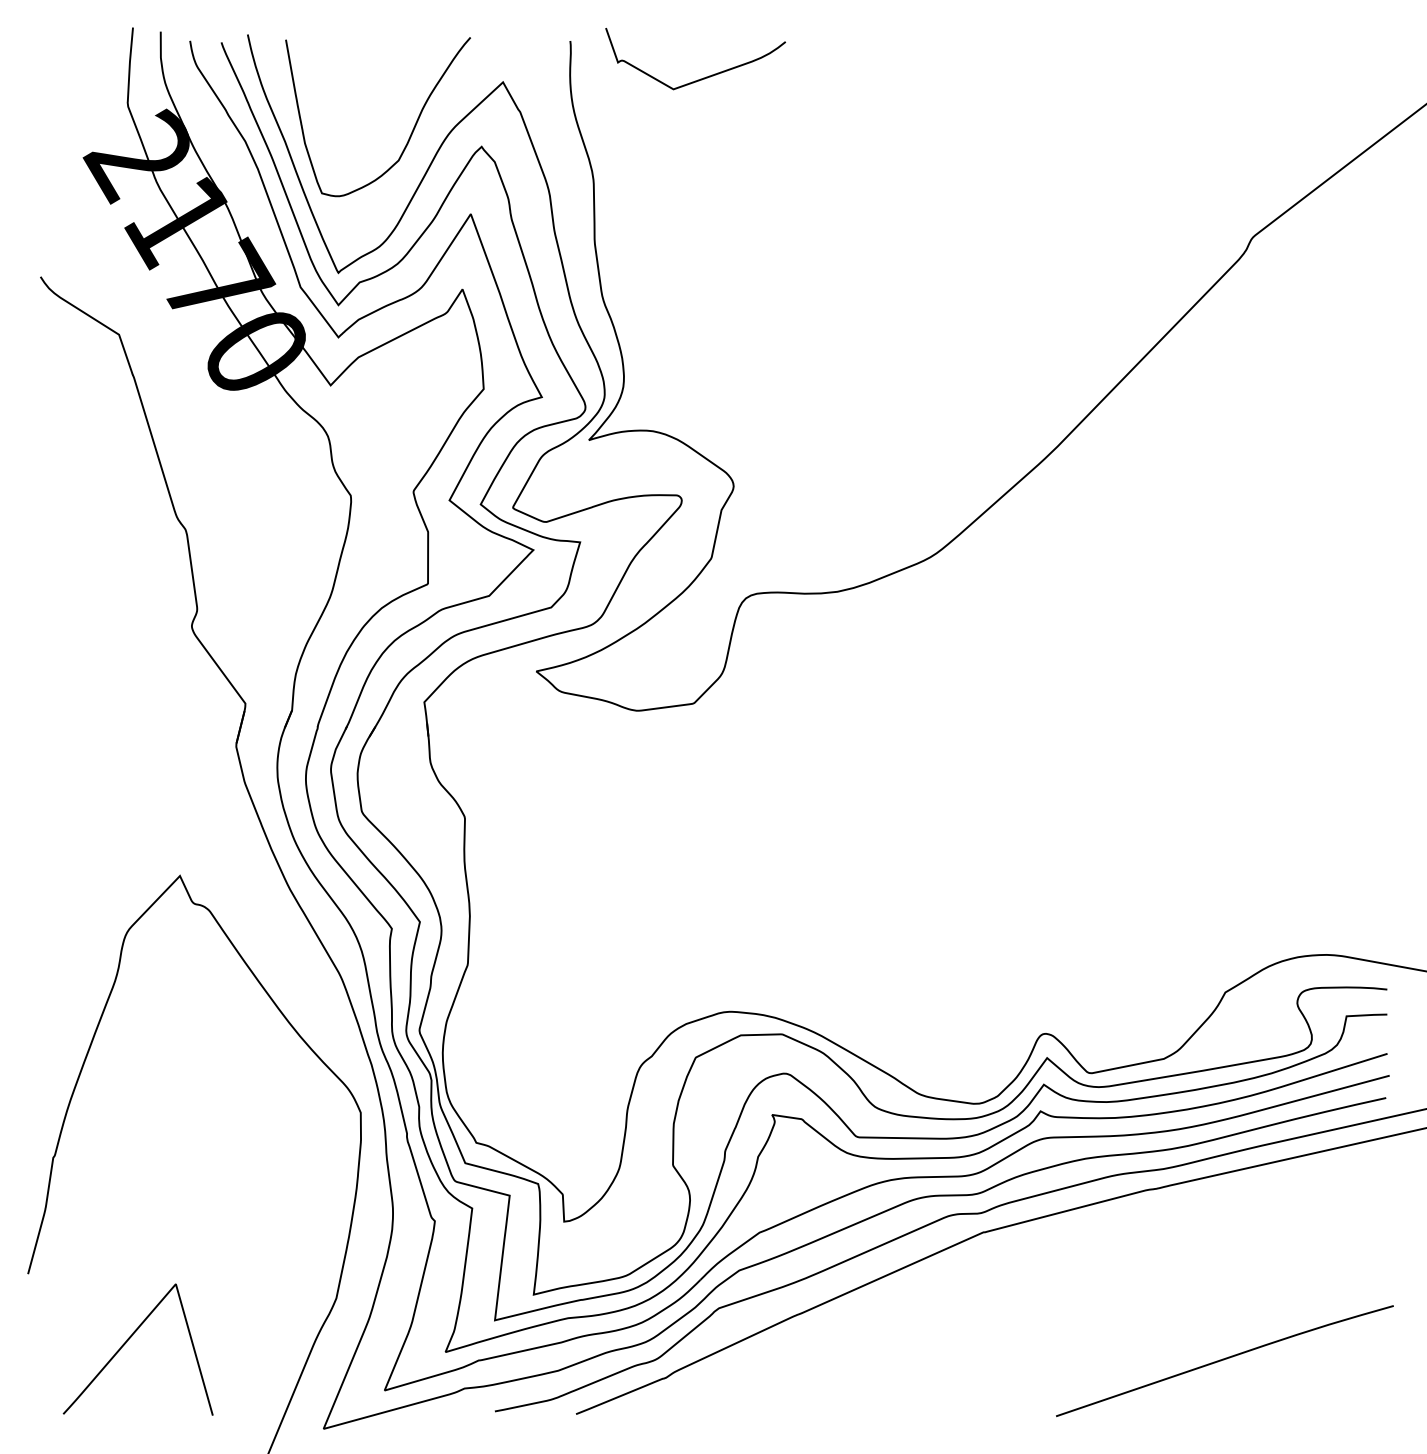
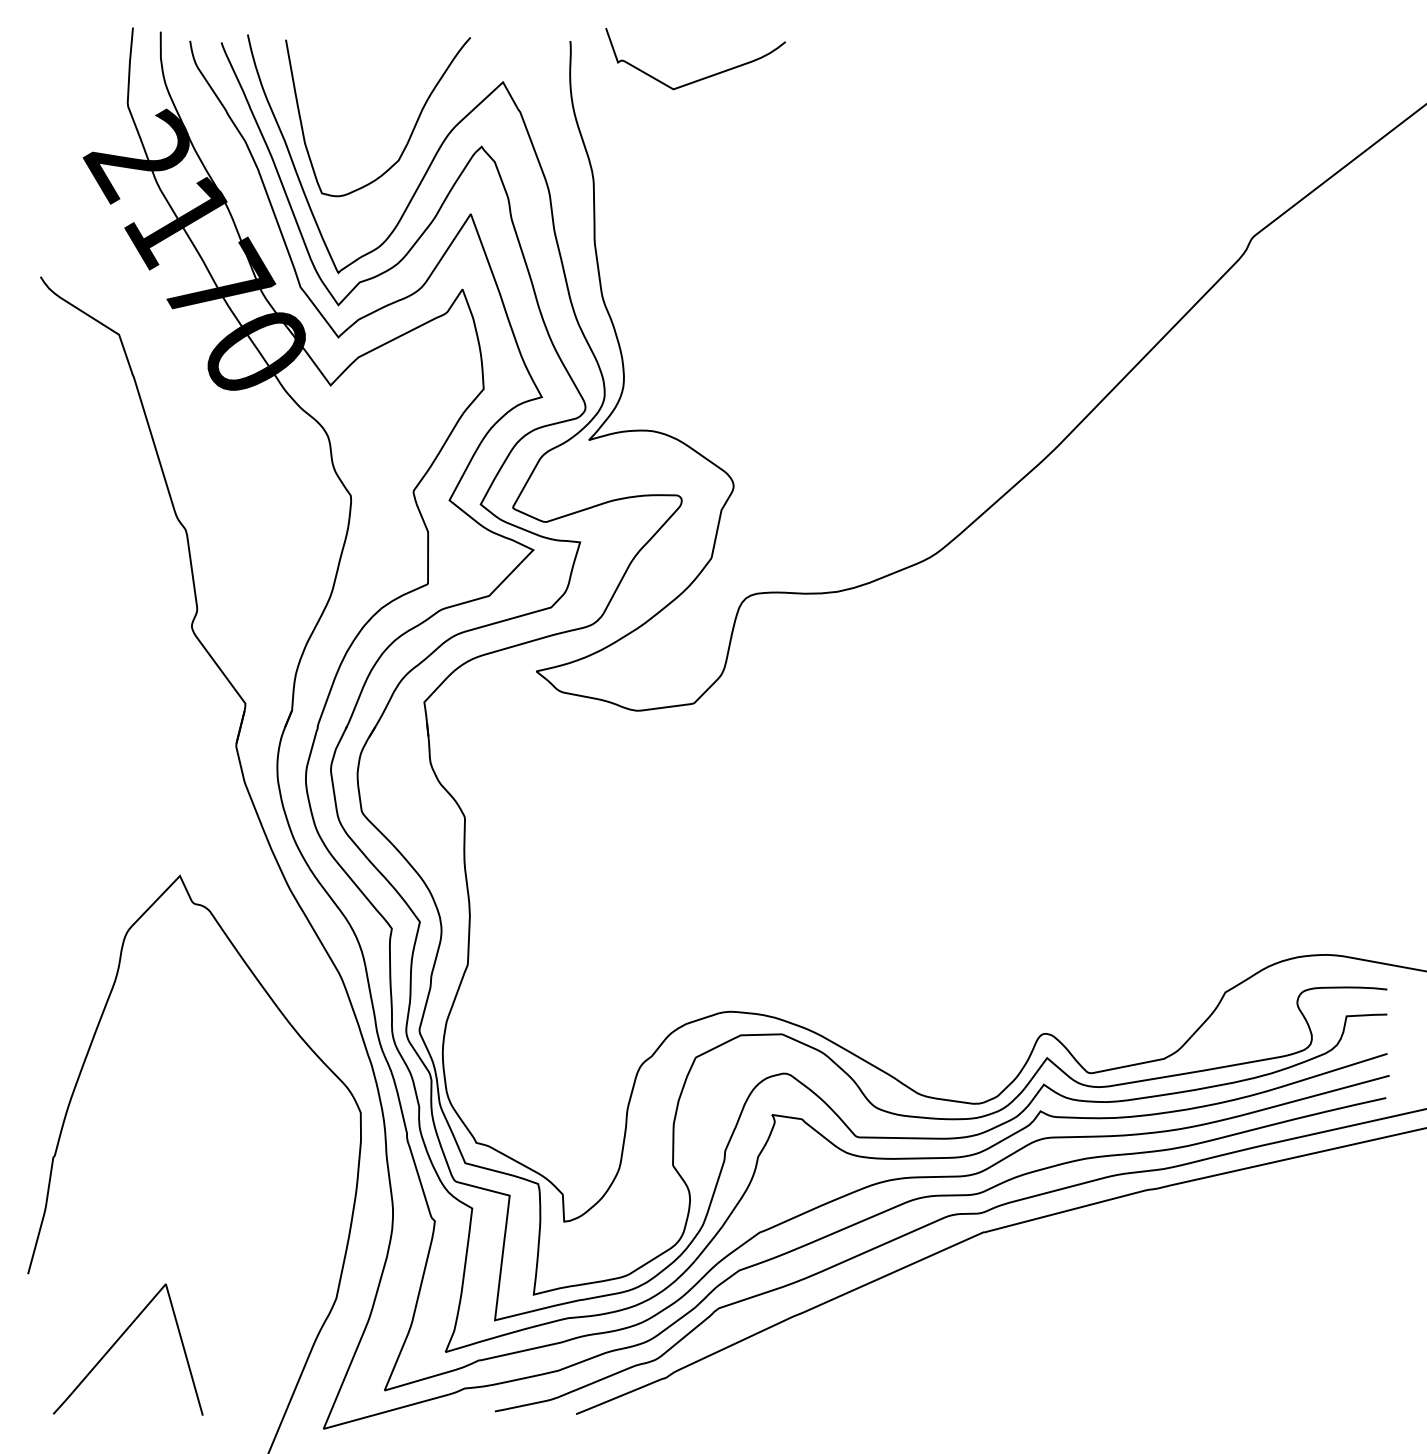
curve position: (126, 1343) -> (116, 1343) (116, 1343)
curve: present -> none (1224, 1360)
